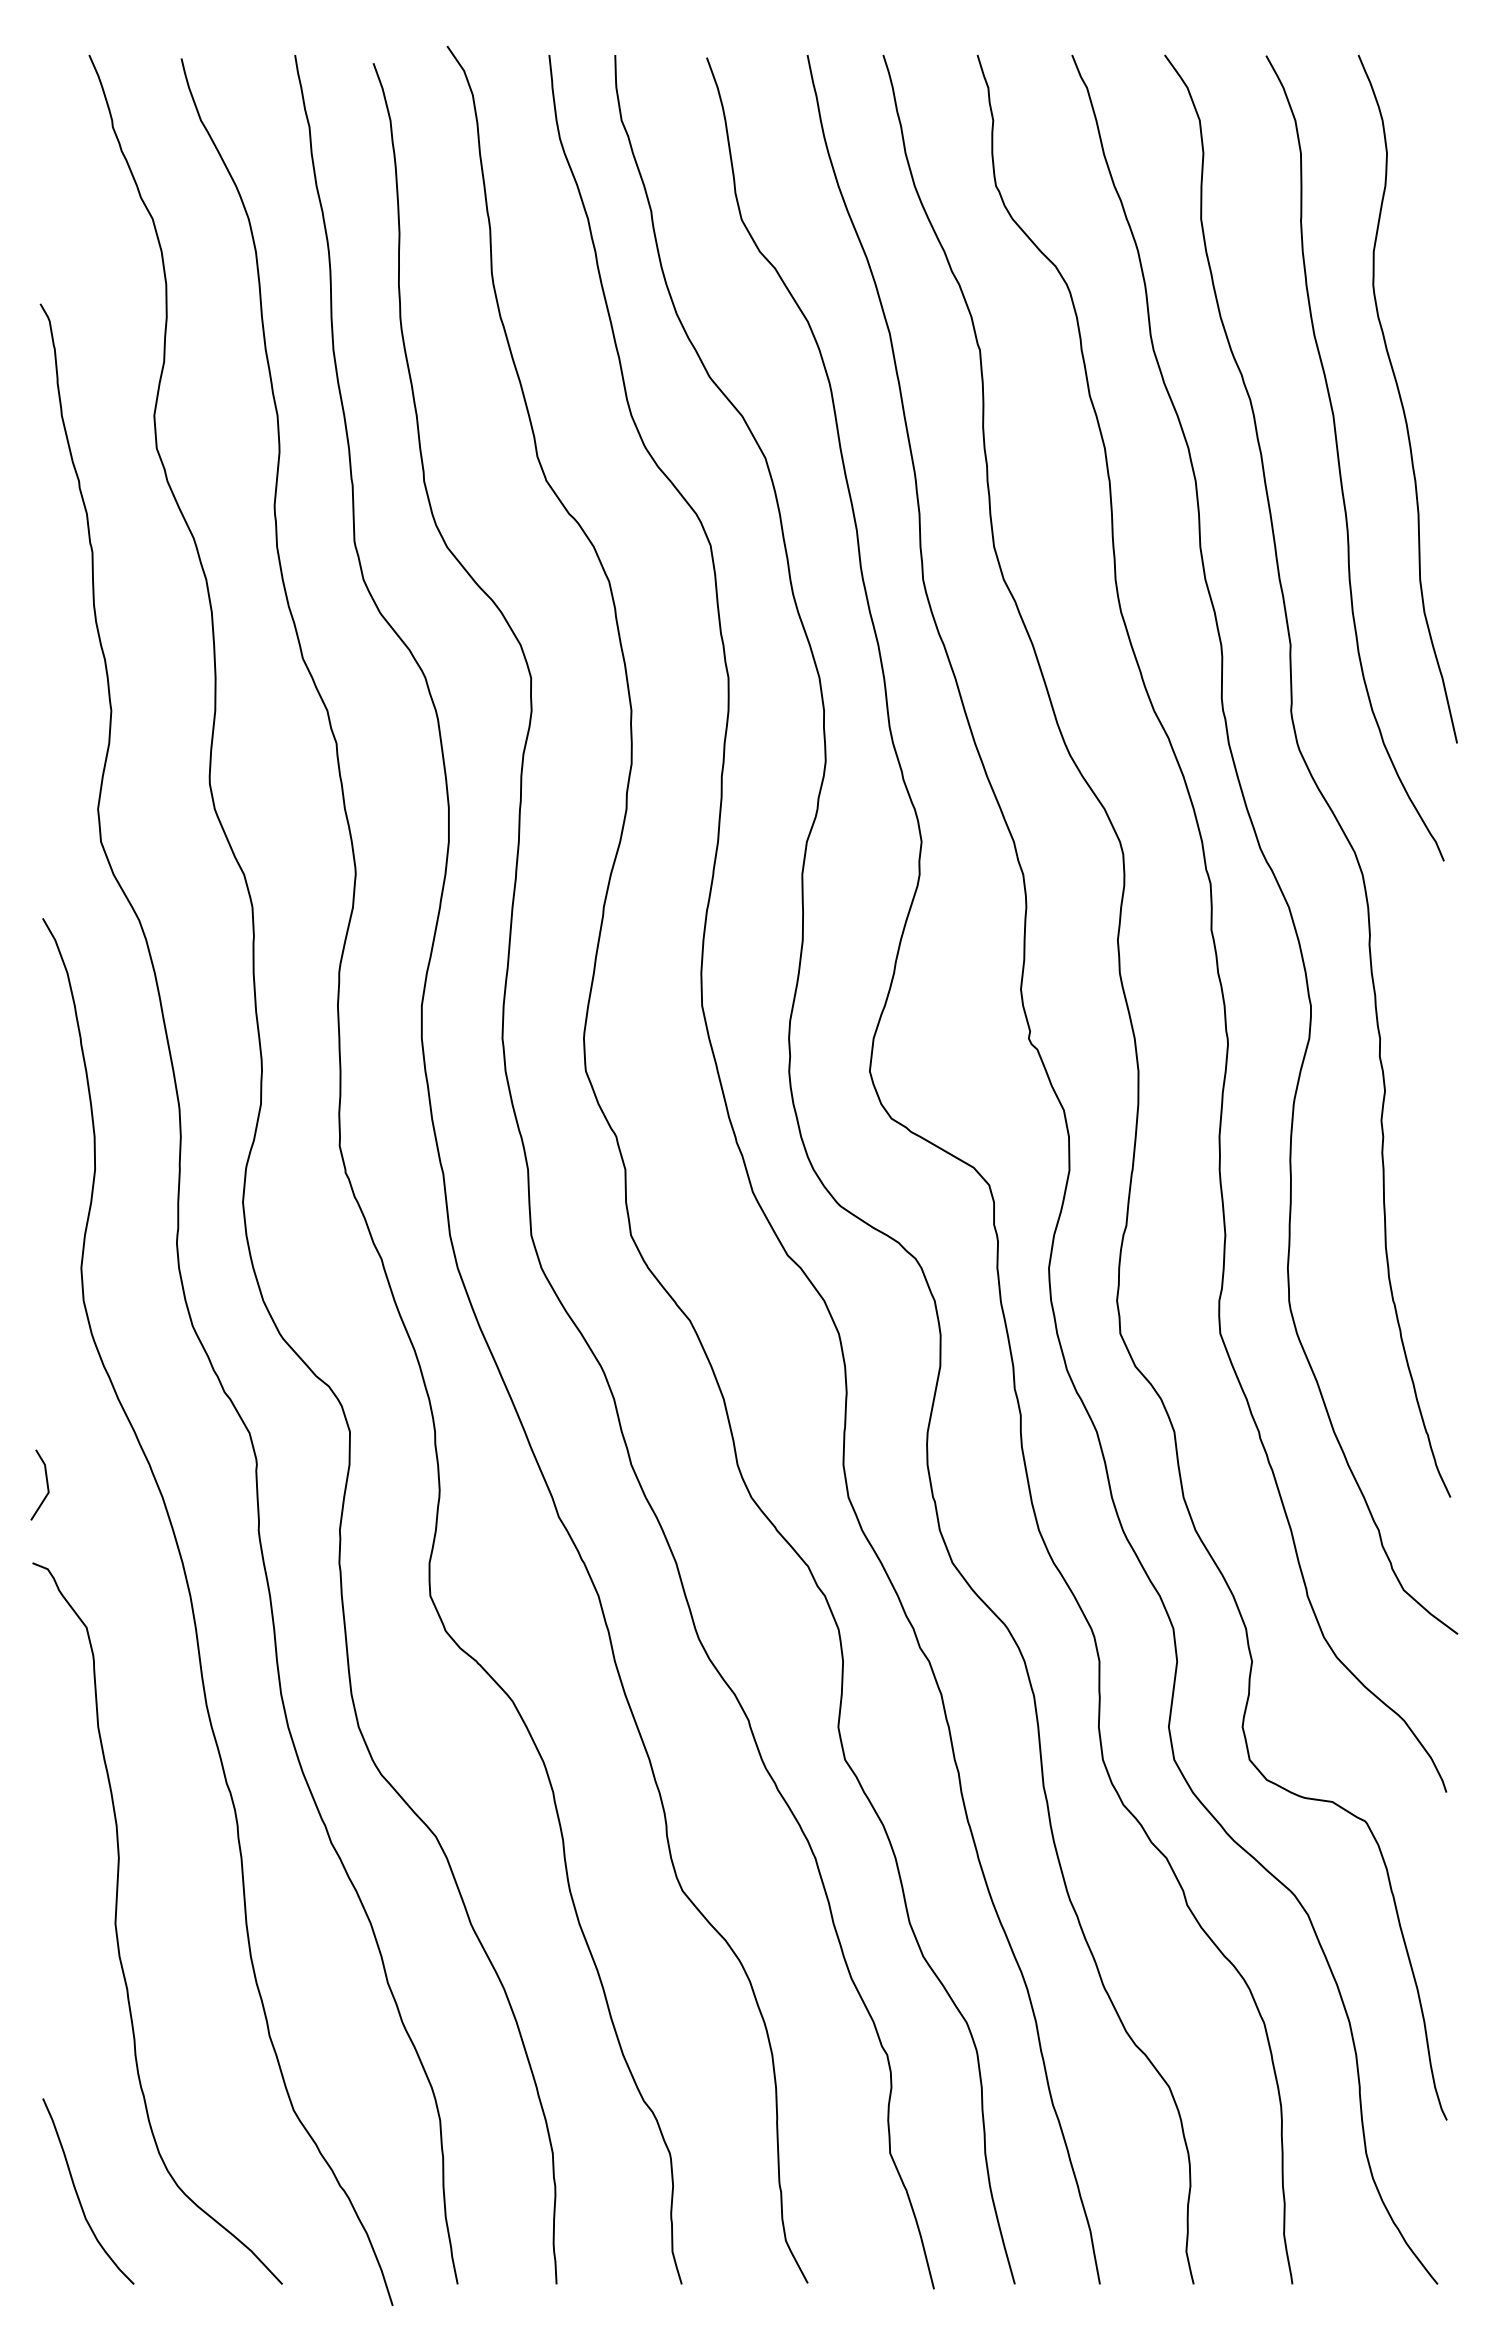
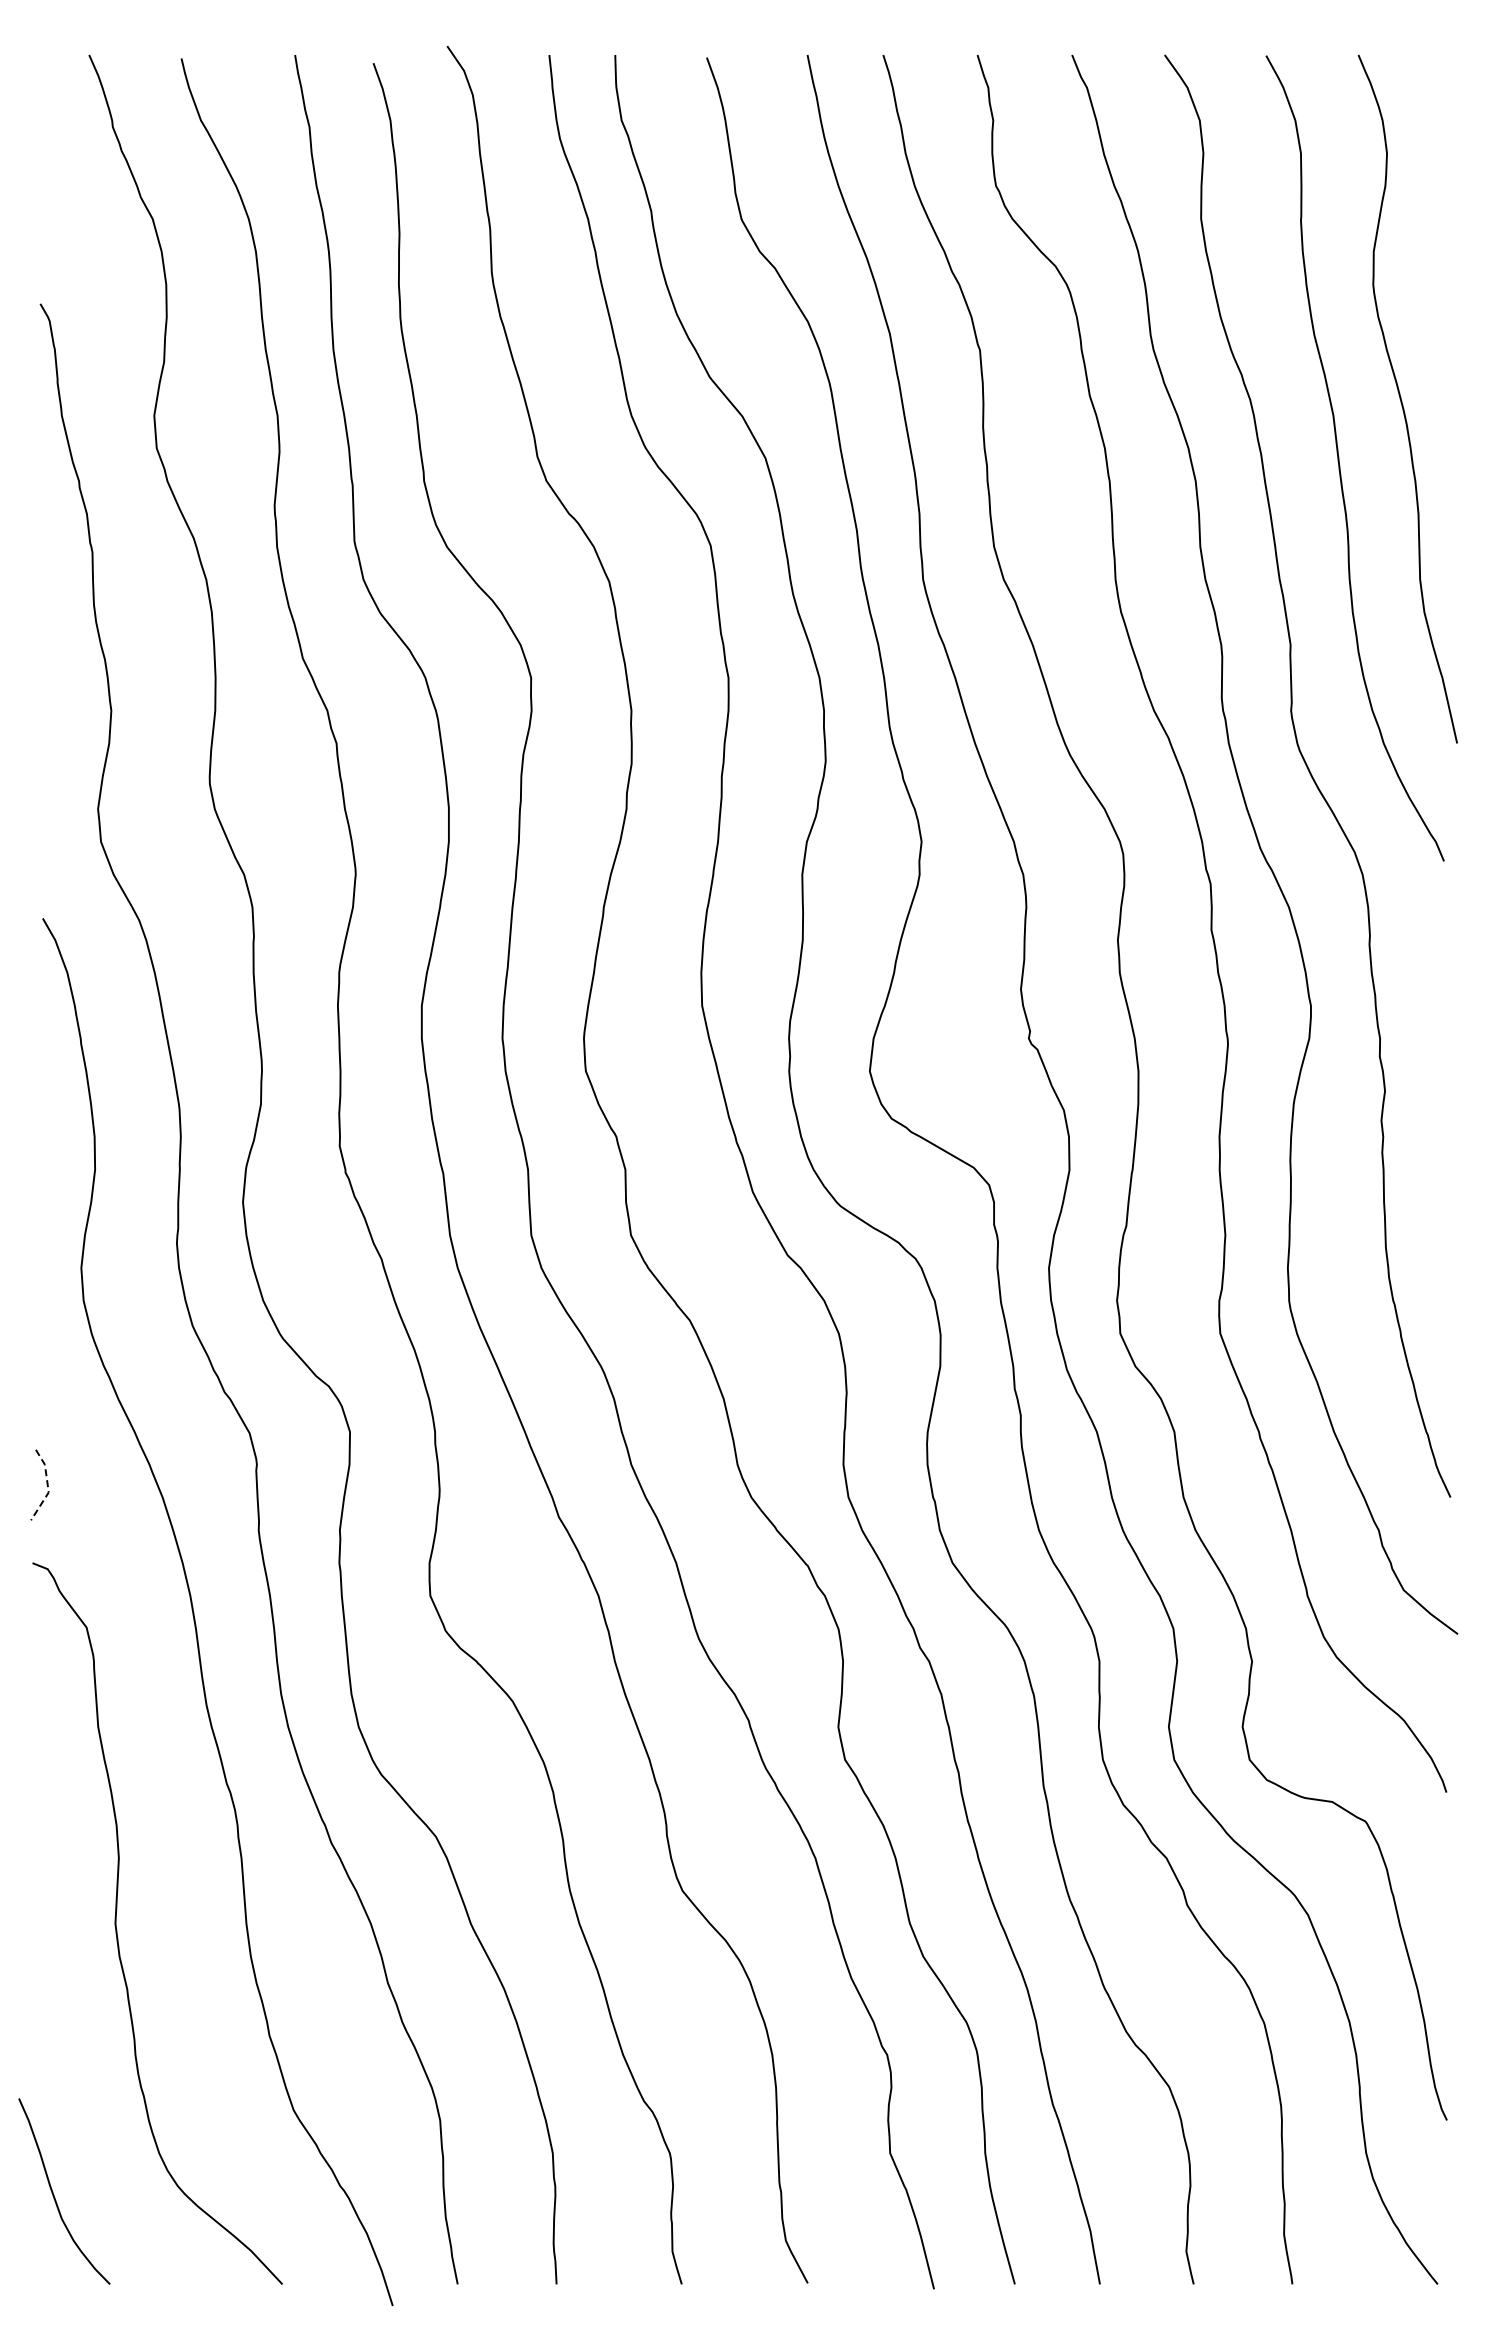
line: solid -> dashed (47, 1486)
curve position: (78, 2194) -> (54, 2194) (54, 2194)
